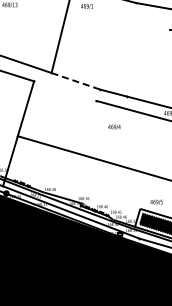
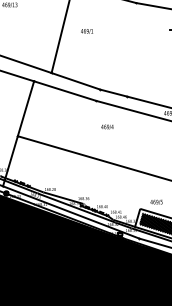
text position: (86, 6) -> (86, 31) (86, 31)
line: dashed -> solid (75, 81)
line: none -> present (65, 90)
text position: (114, 126) -> (107, 126) (107, 126)
